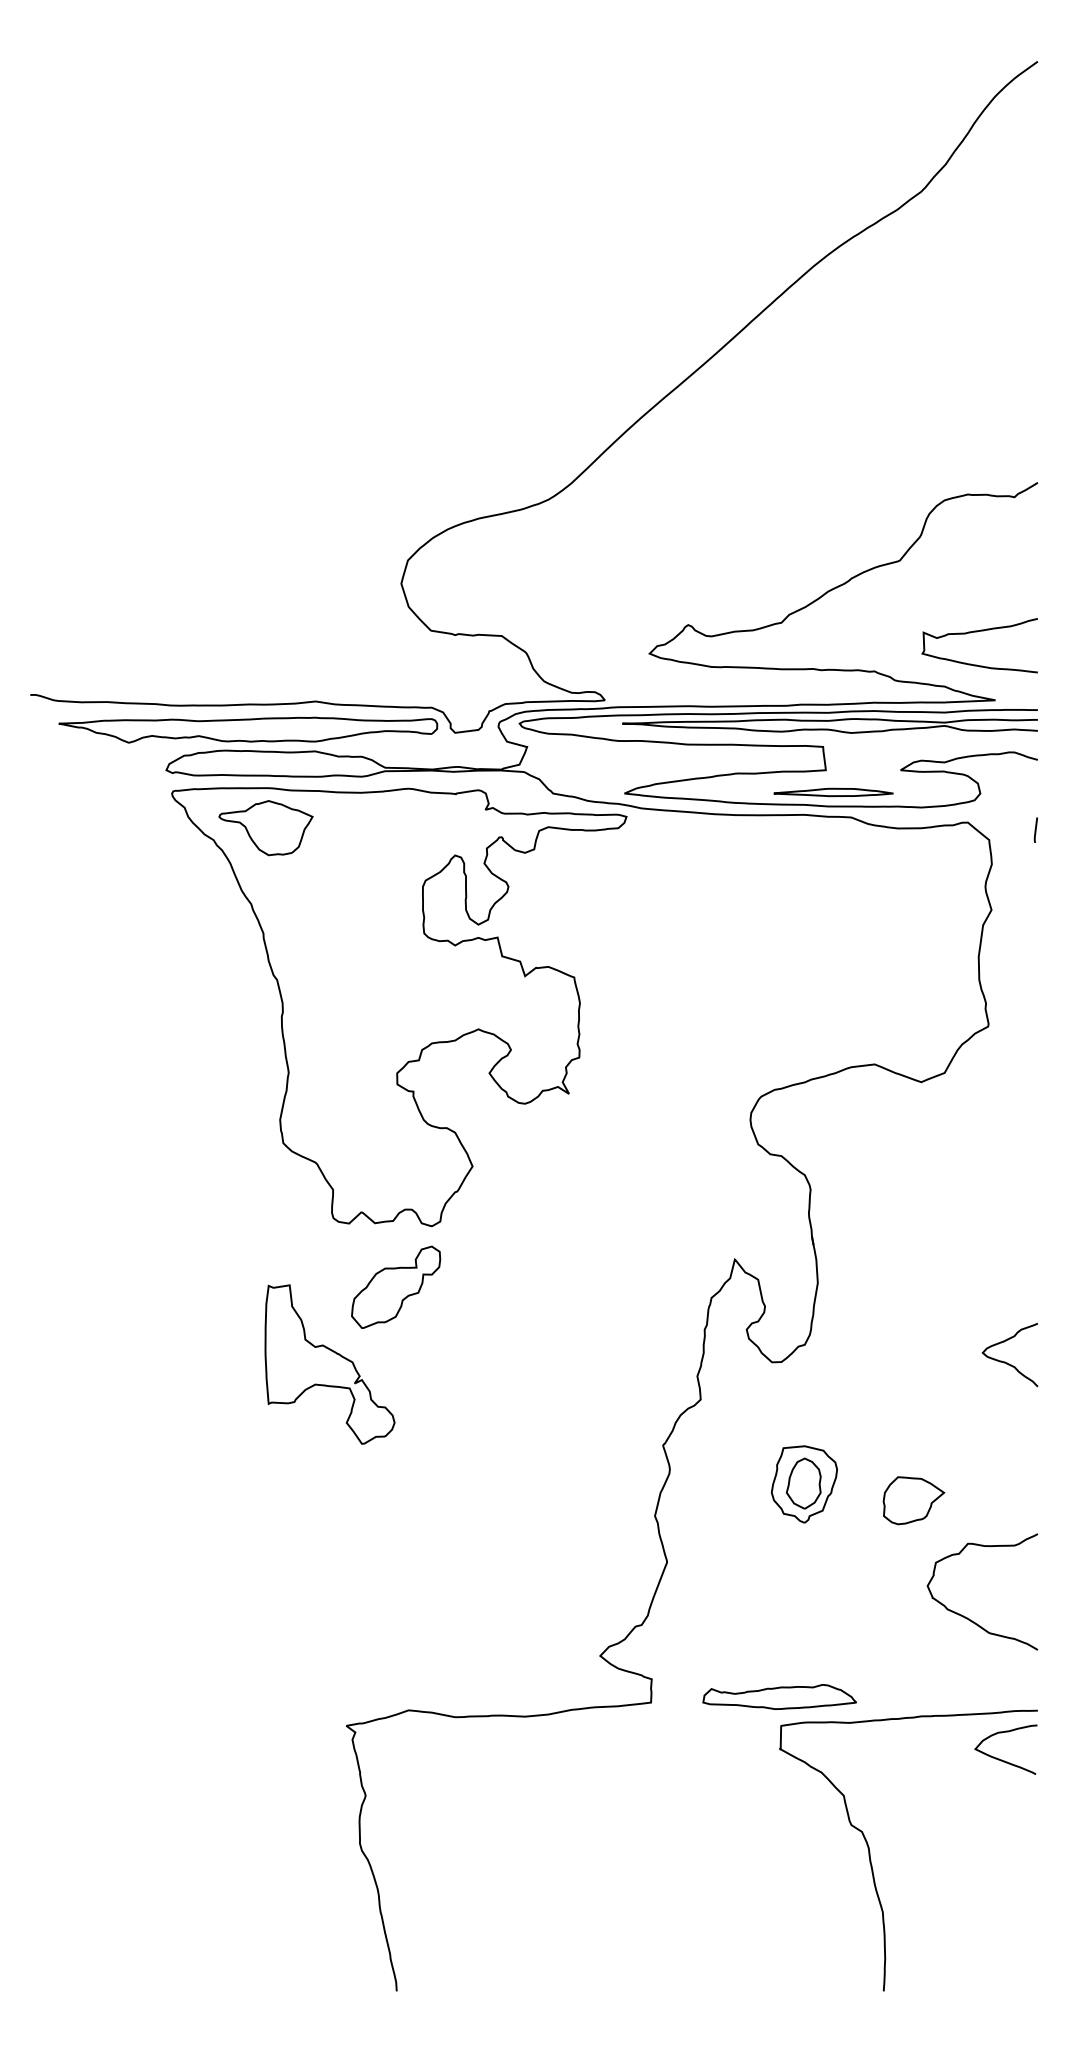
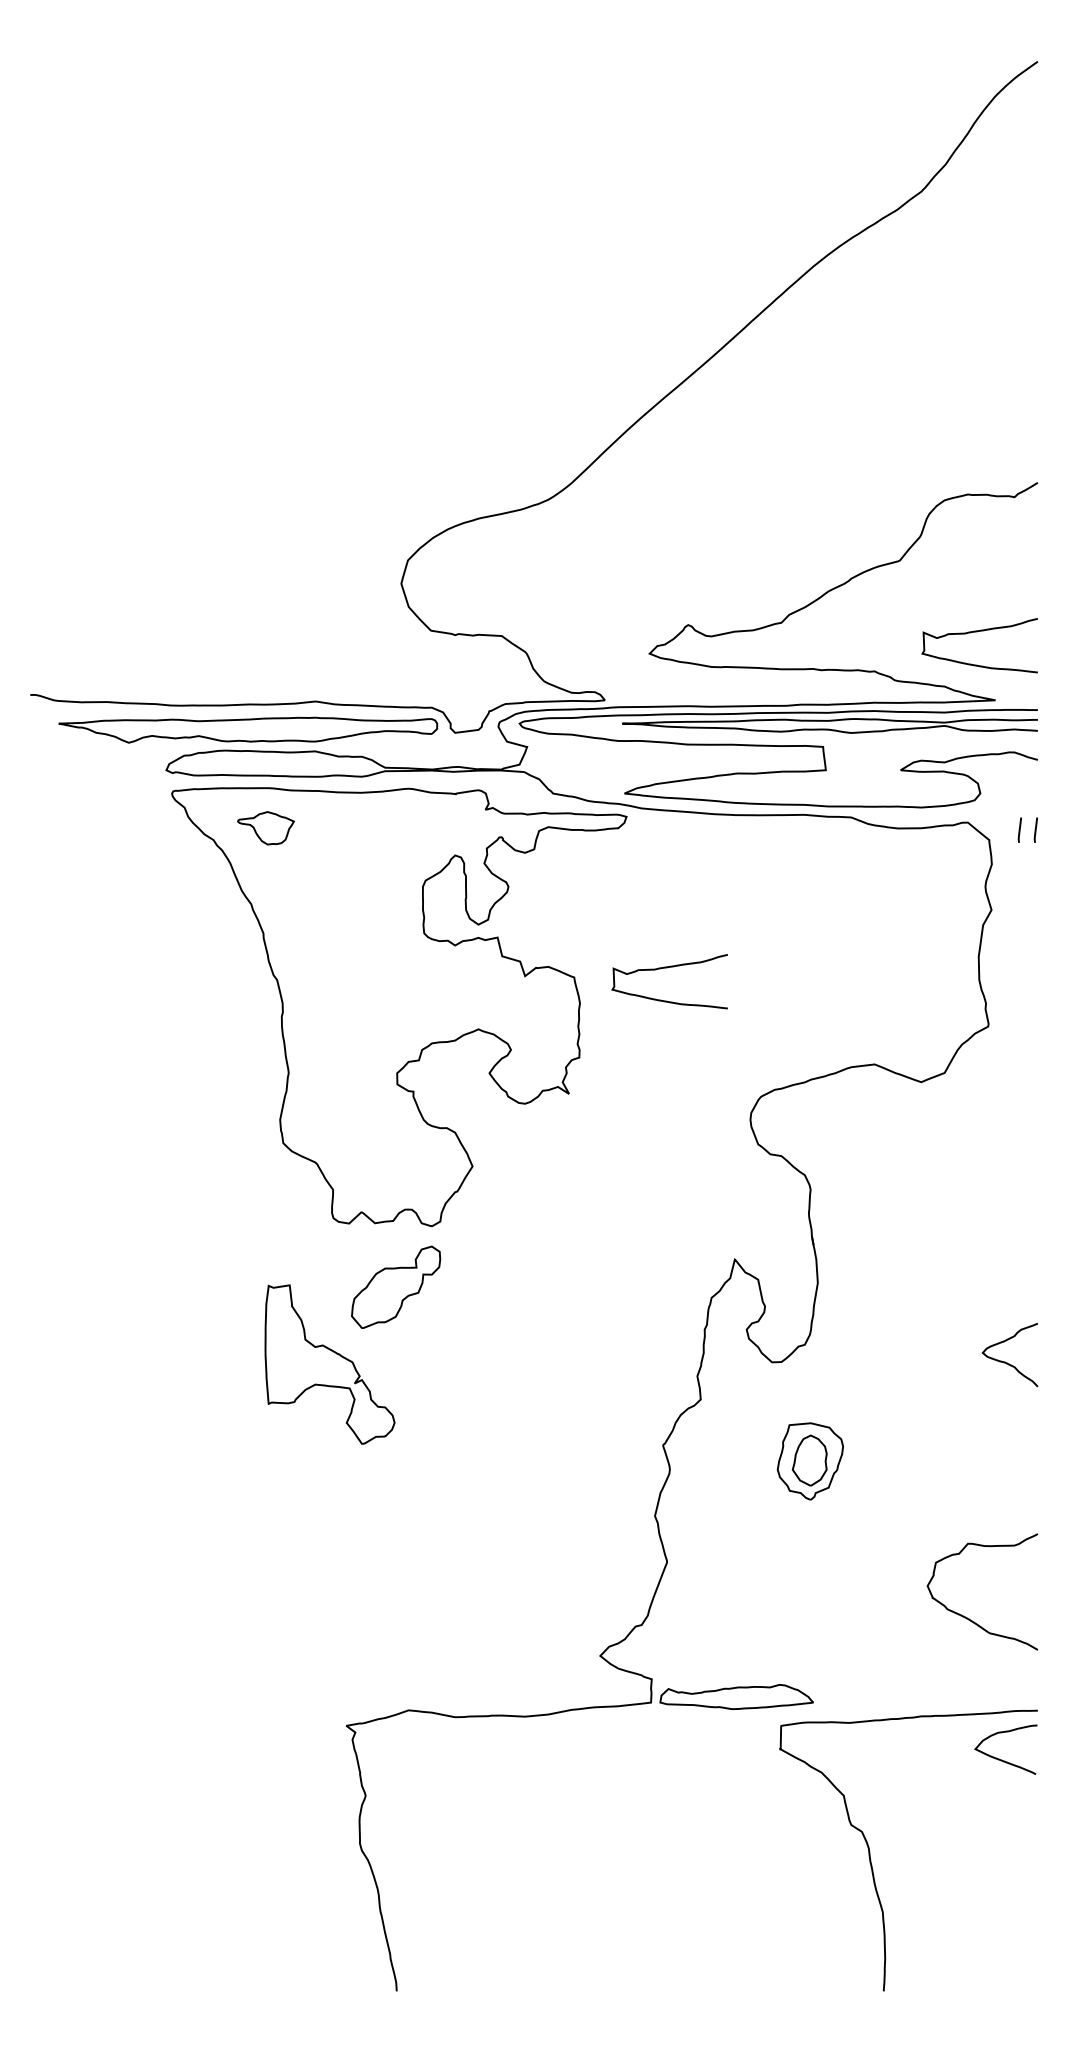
part: present -> none (833, 792)
part size: 96x57 px -> 58x35 px (265, 828)
line: none -> present (1019, 829)
curve: none -> present (667, 968)
part position: (803, 1484) -> (809, 1461) (809, 1461)
part: present -> none (913, 1500)
part position: (779, 1696) -> (736, 1696) (736, 1696)
